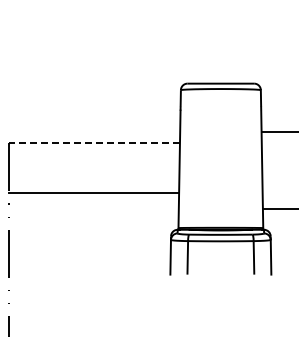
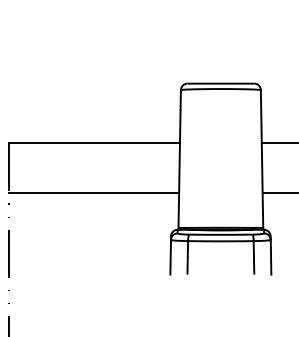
line position: (278, 132) -> (278, 143) (278, 143)
line: dashed -> solid (94, 143)
line position: (278, 209) -> (278, 193) (278, 193)
